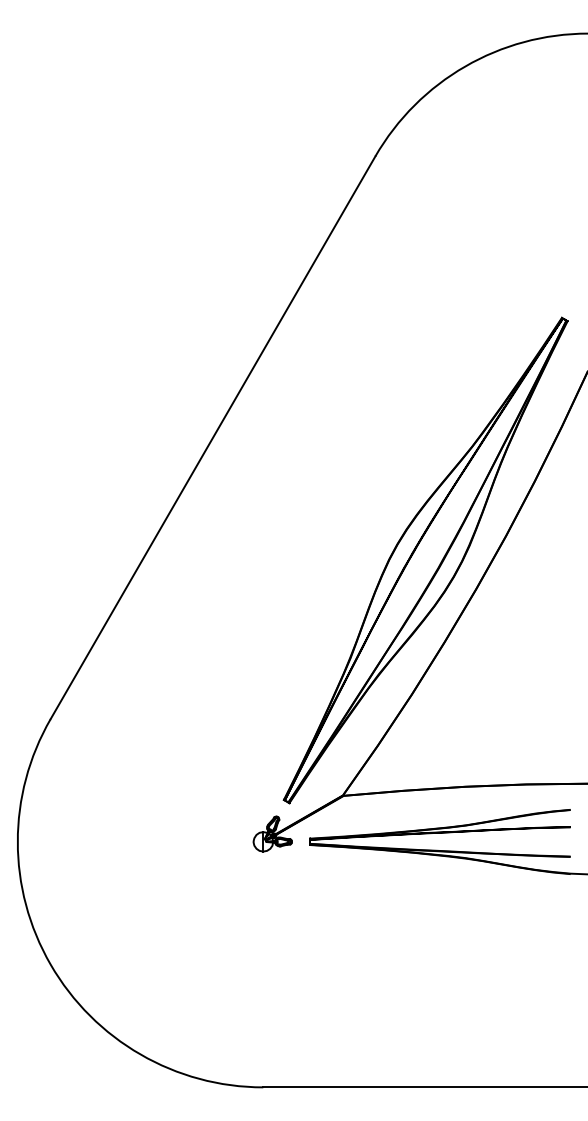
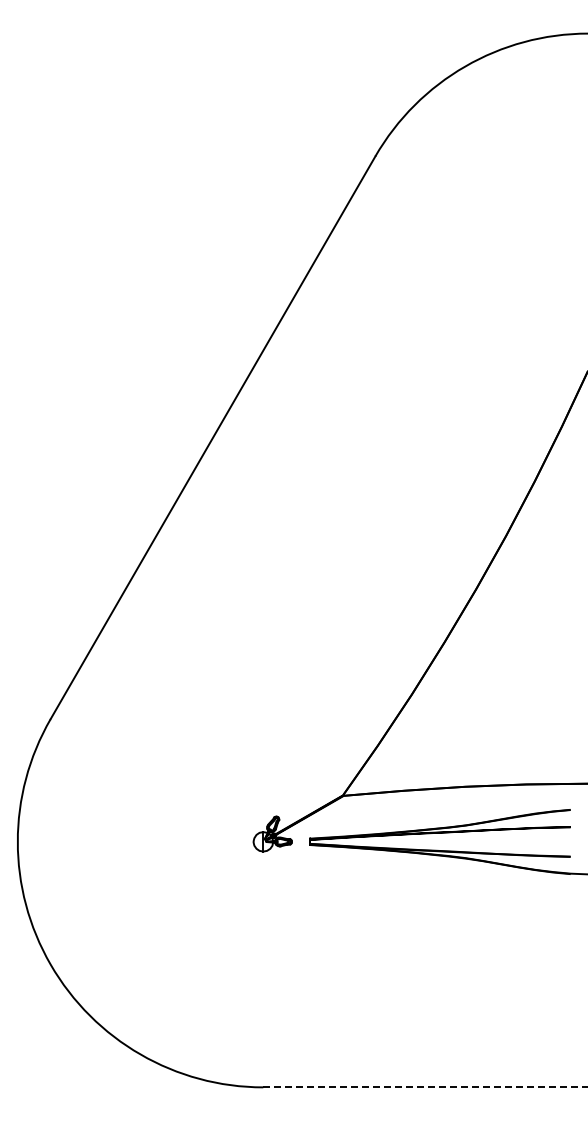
part: present -> none (425, 560)
line: solid -> dashed (425, 1087)
